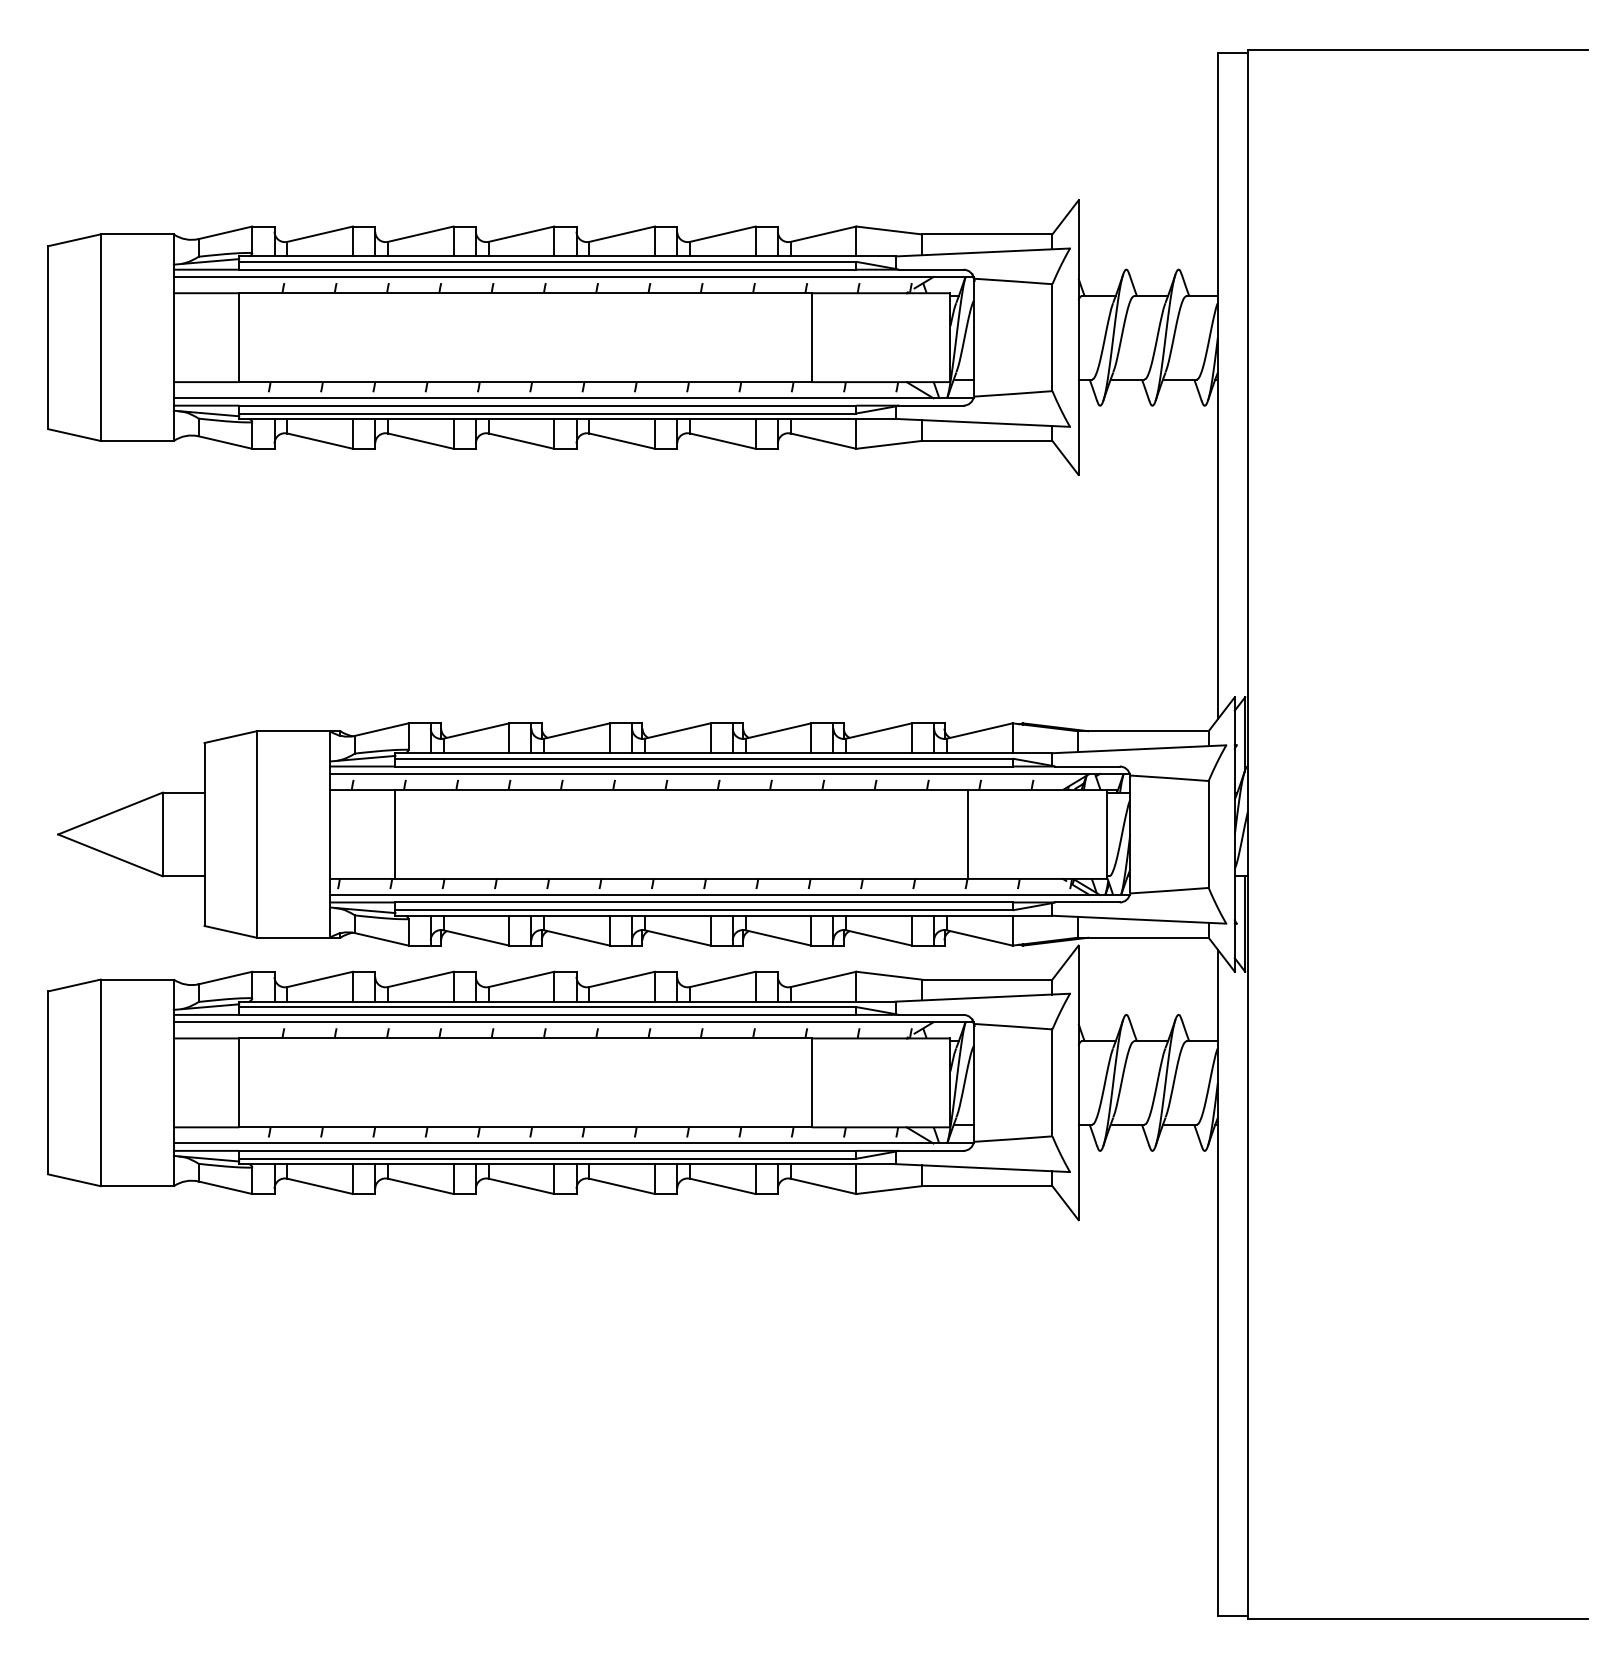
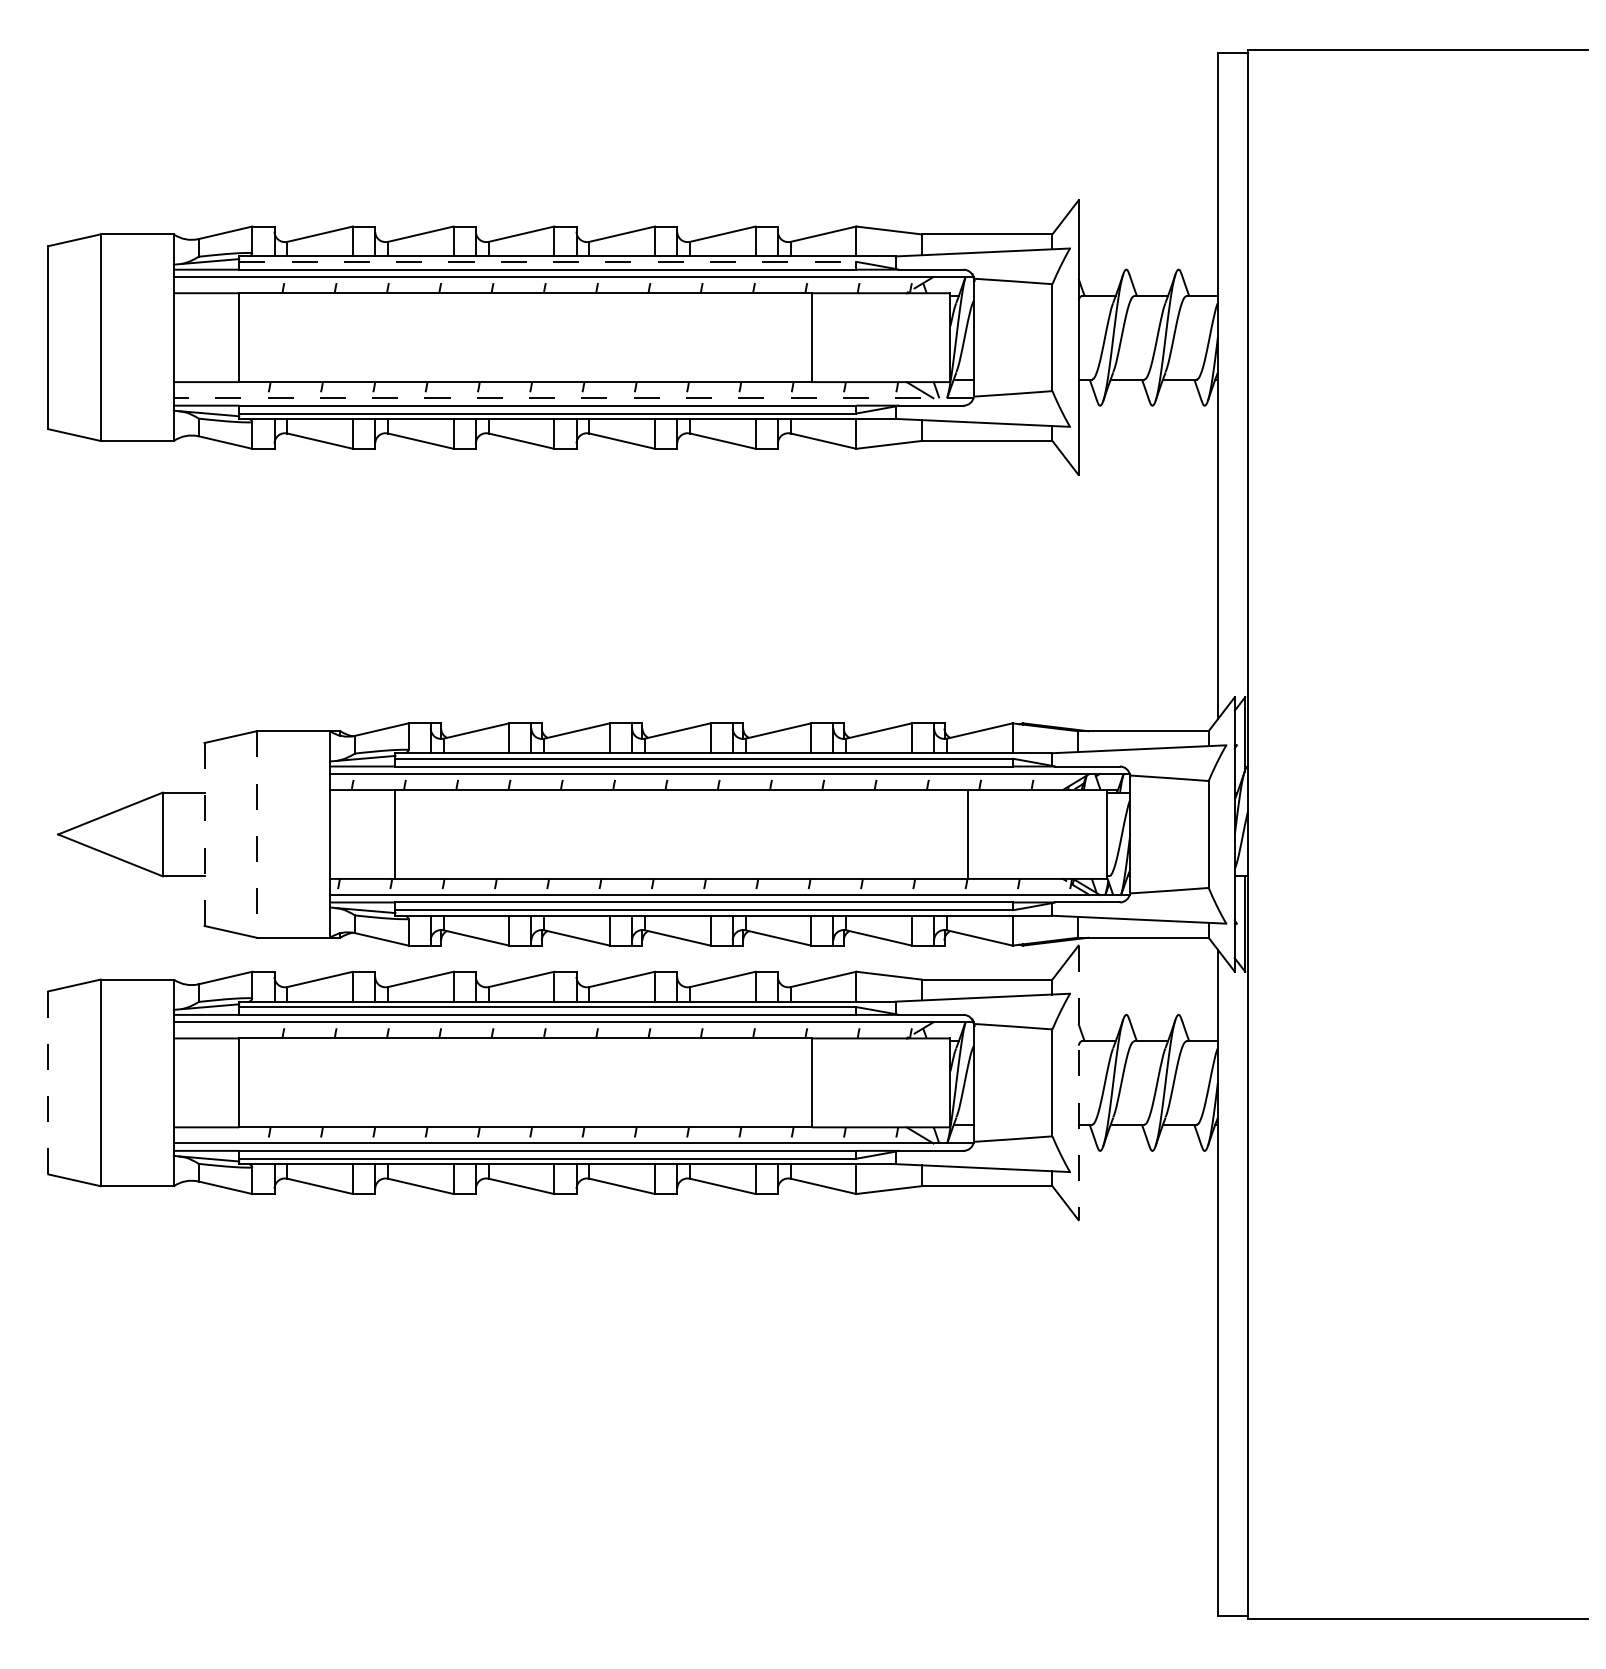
line: solid -> dashed (547, 261)
line: solid -> dashed (573, 398)
line: solid -> dashed (204, 834)
line: solid -> dashed (256, 834)
line: solid -> dashed (48, 1082)
line: solid -> dashed (1078, 1083)
